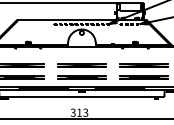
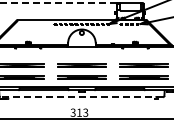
line: solid -> dashed (58, 2)
line: solid -> dashed (81, 97)
